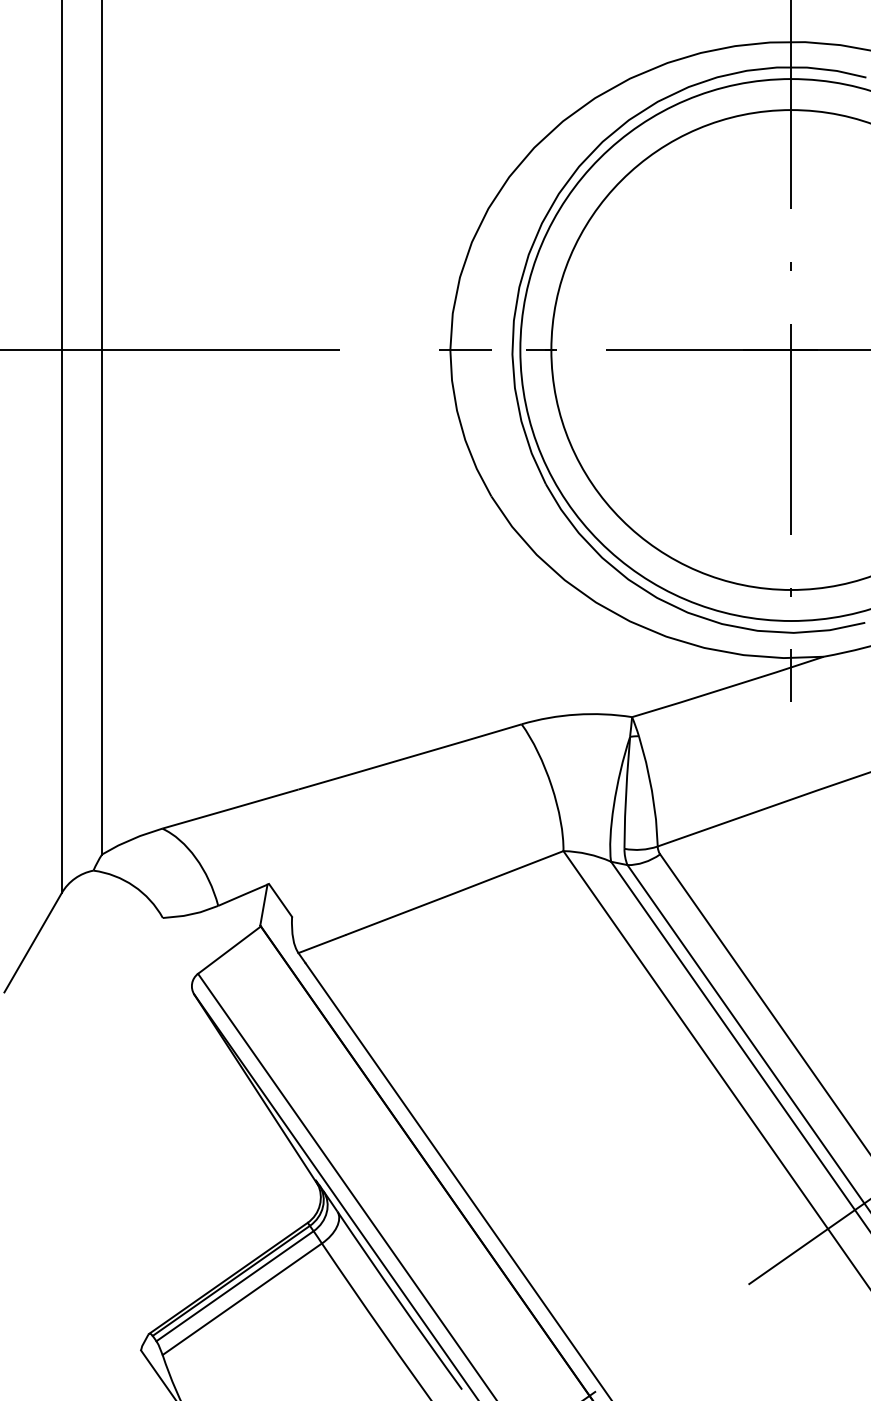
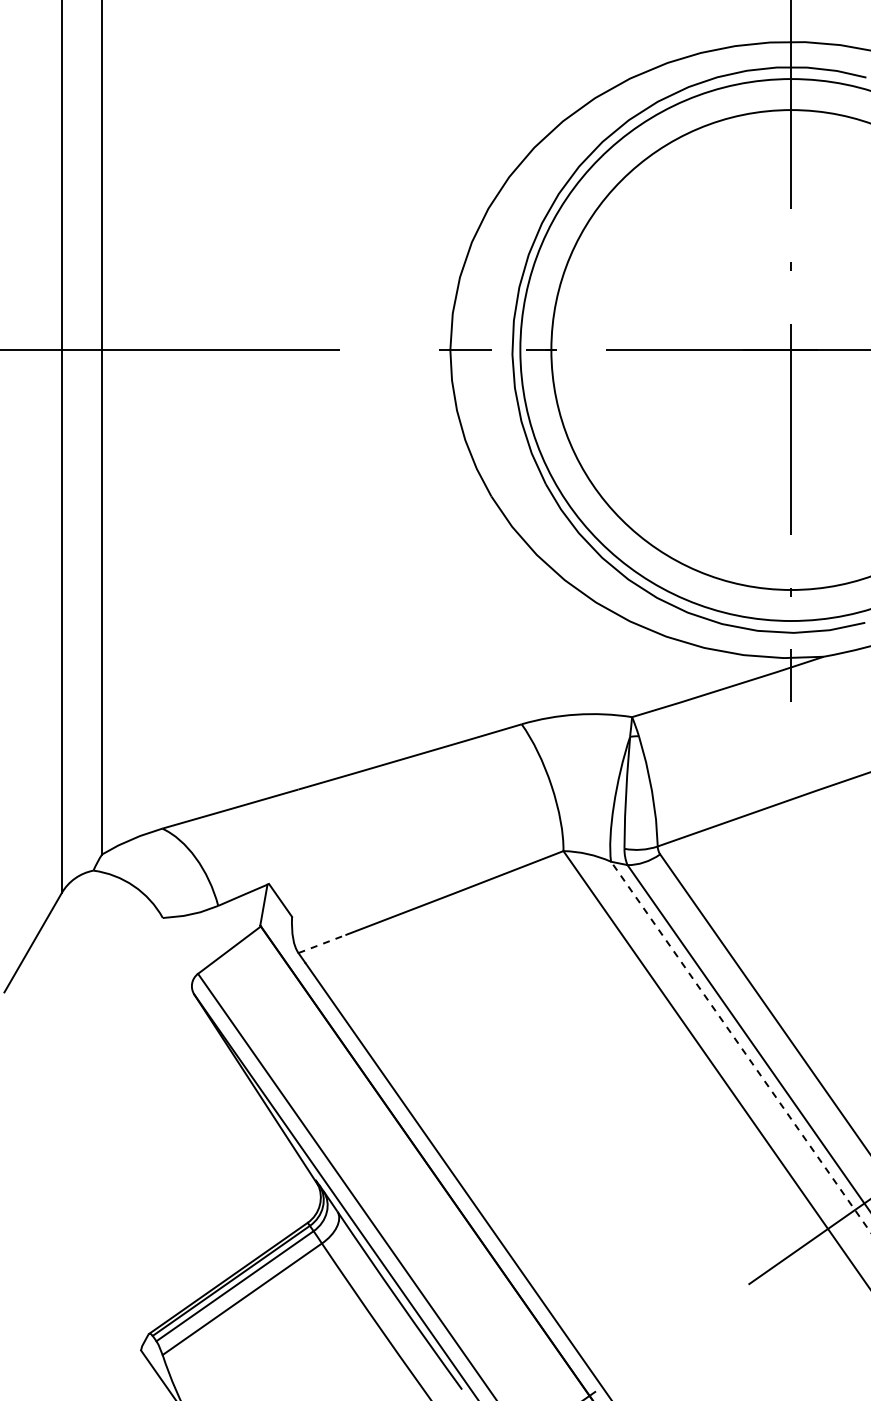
line: solid -> dashed (322, 943)
line: solid -> dashed (740, 1046)
